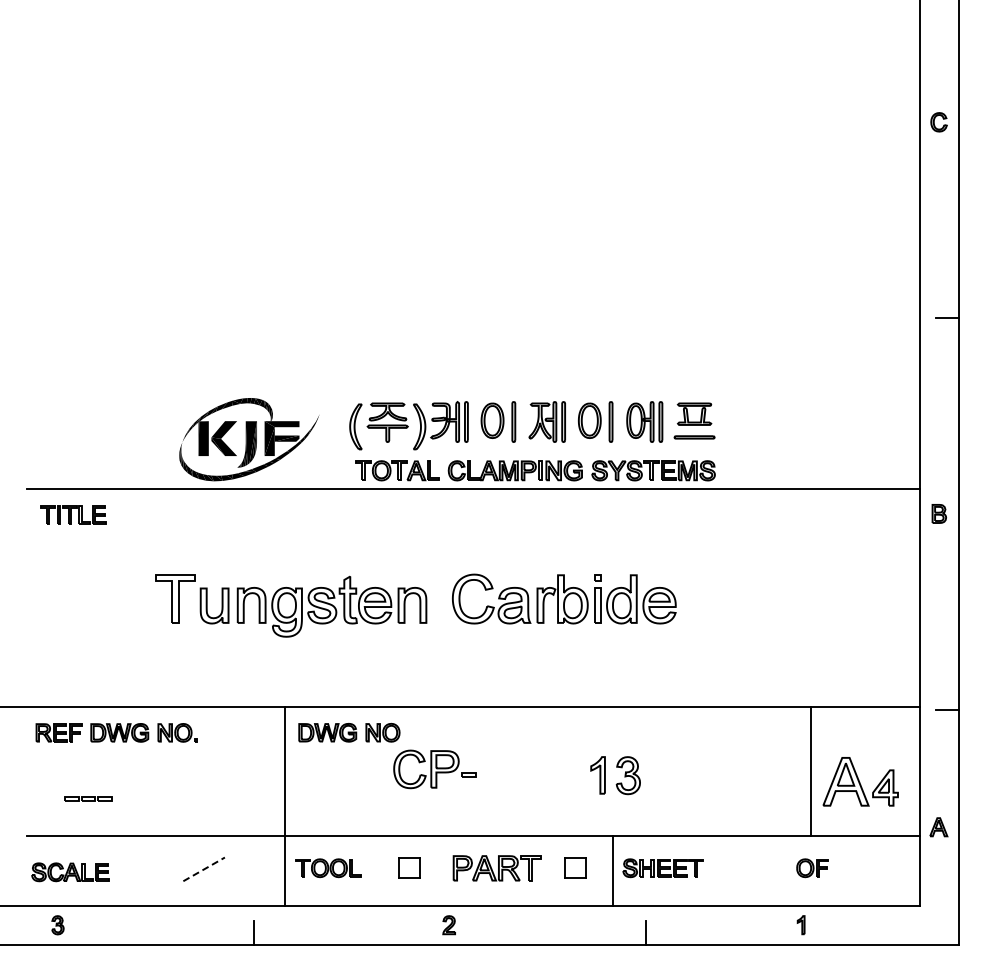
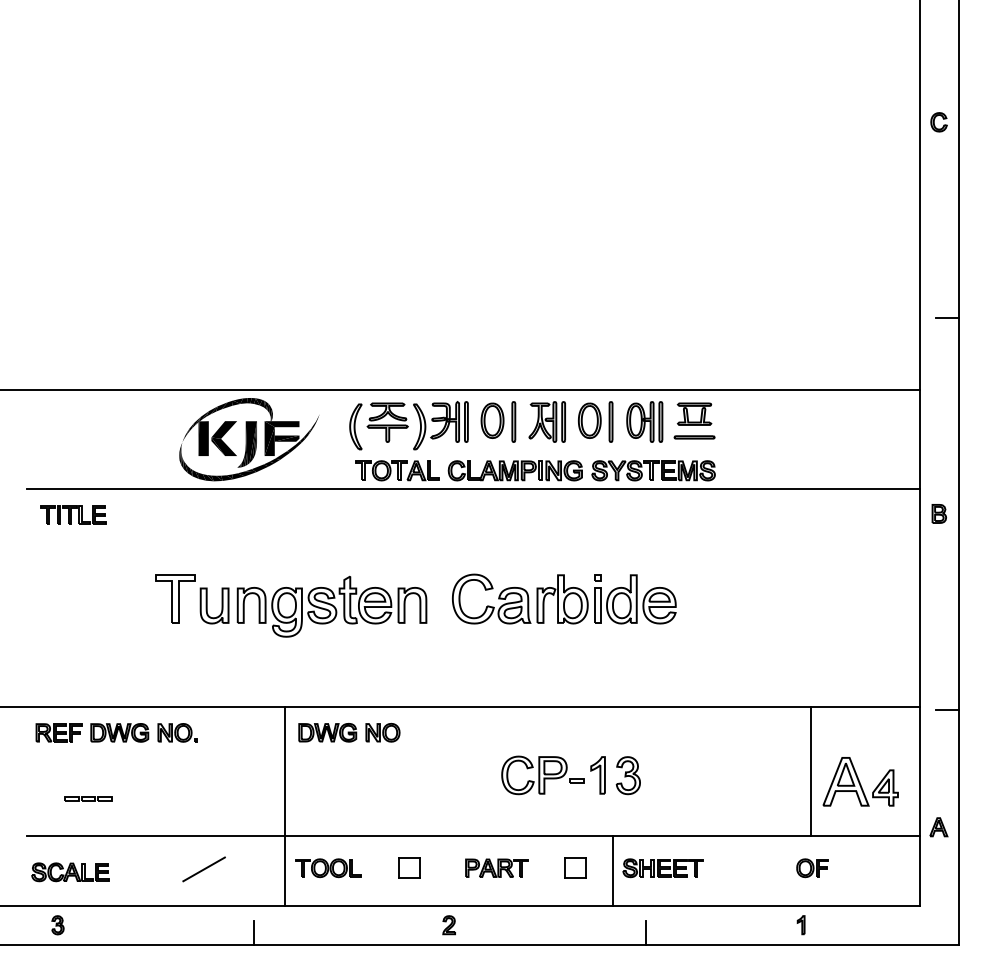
line: none -> present (461, 389)
part position: (434, 769) -> (542, 775) (542, 775)
part size: 90x27 px -> 64x20 px (496, 867)
line: dashed -> solid (204, 869)
